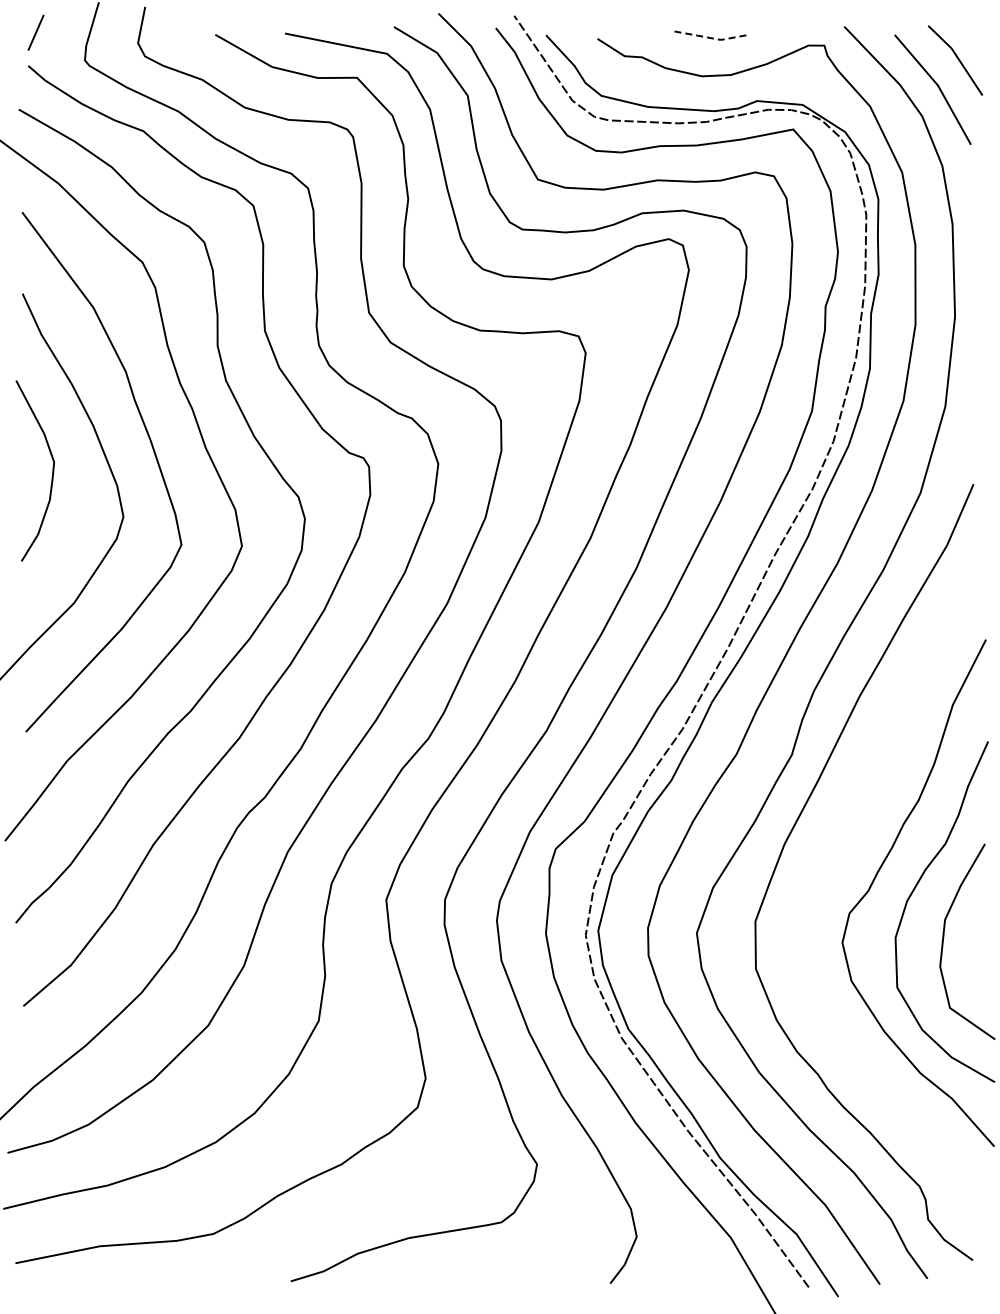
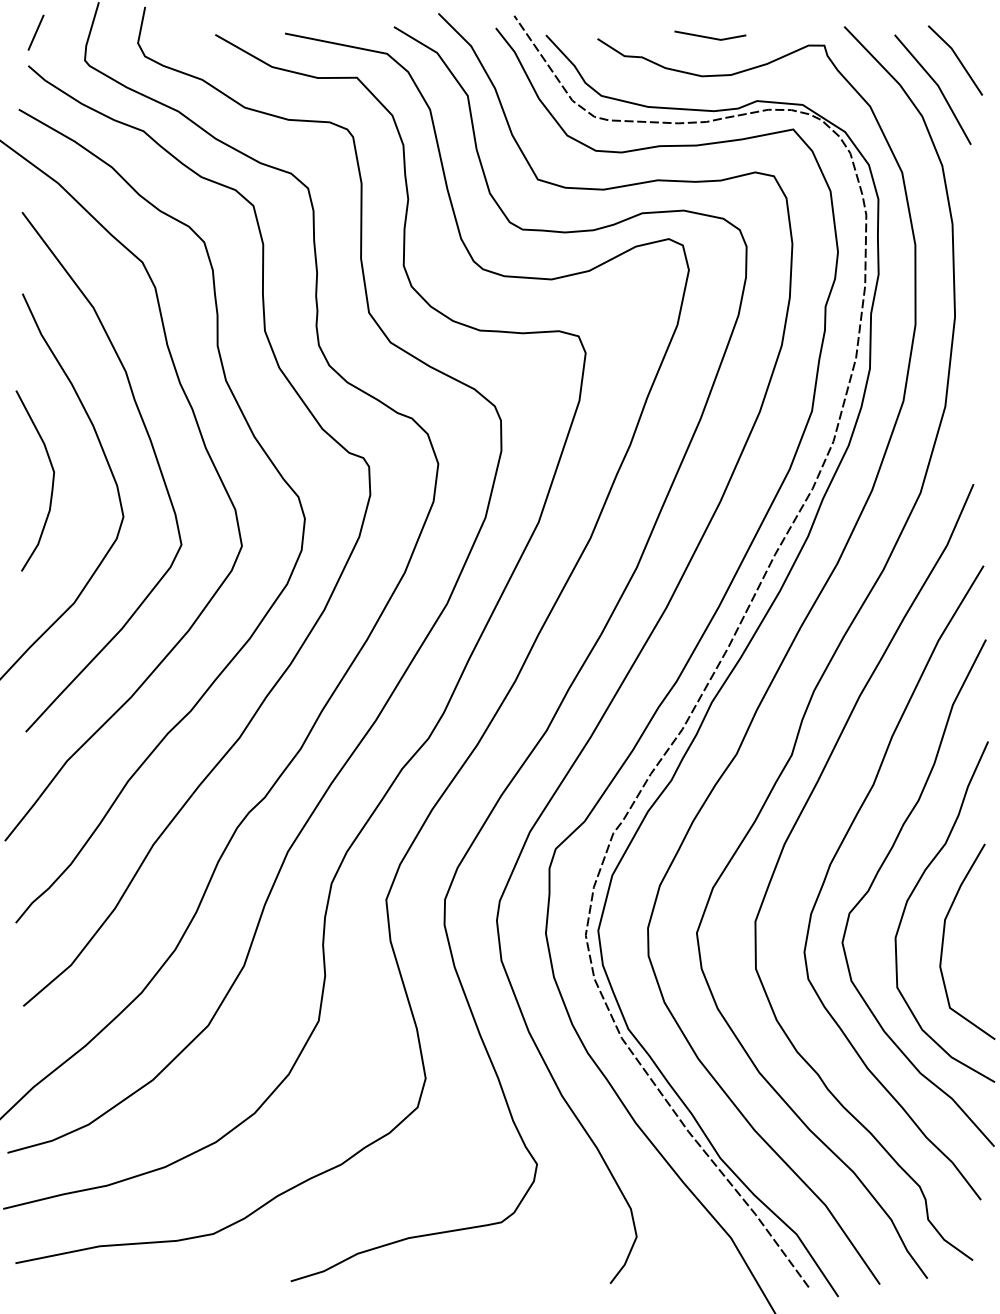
line: dashed -> solid (710, 38)
curve position: (52, 470) -> (52, 480) (52, 480)
curve: none -> present (837, 853)
